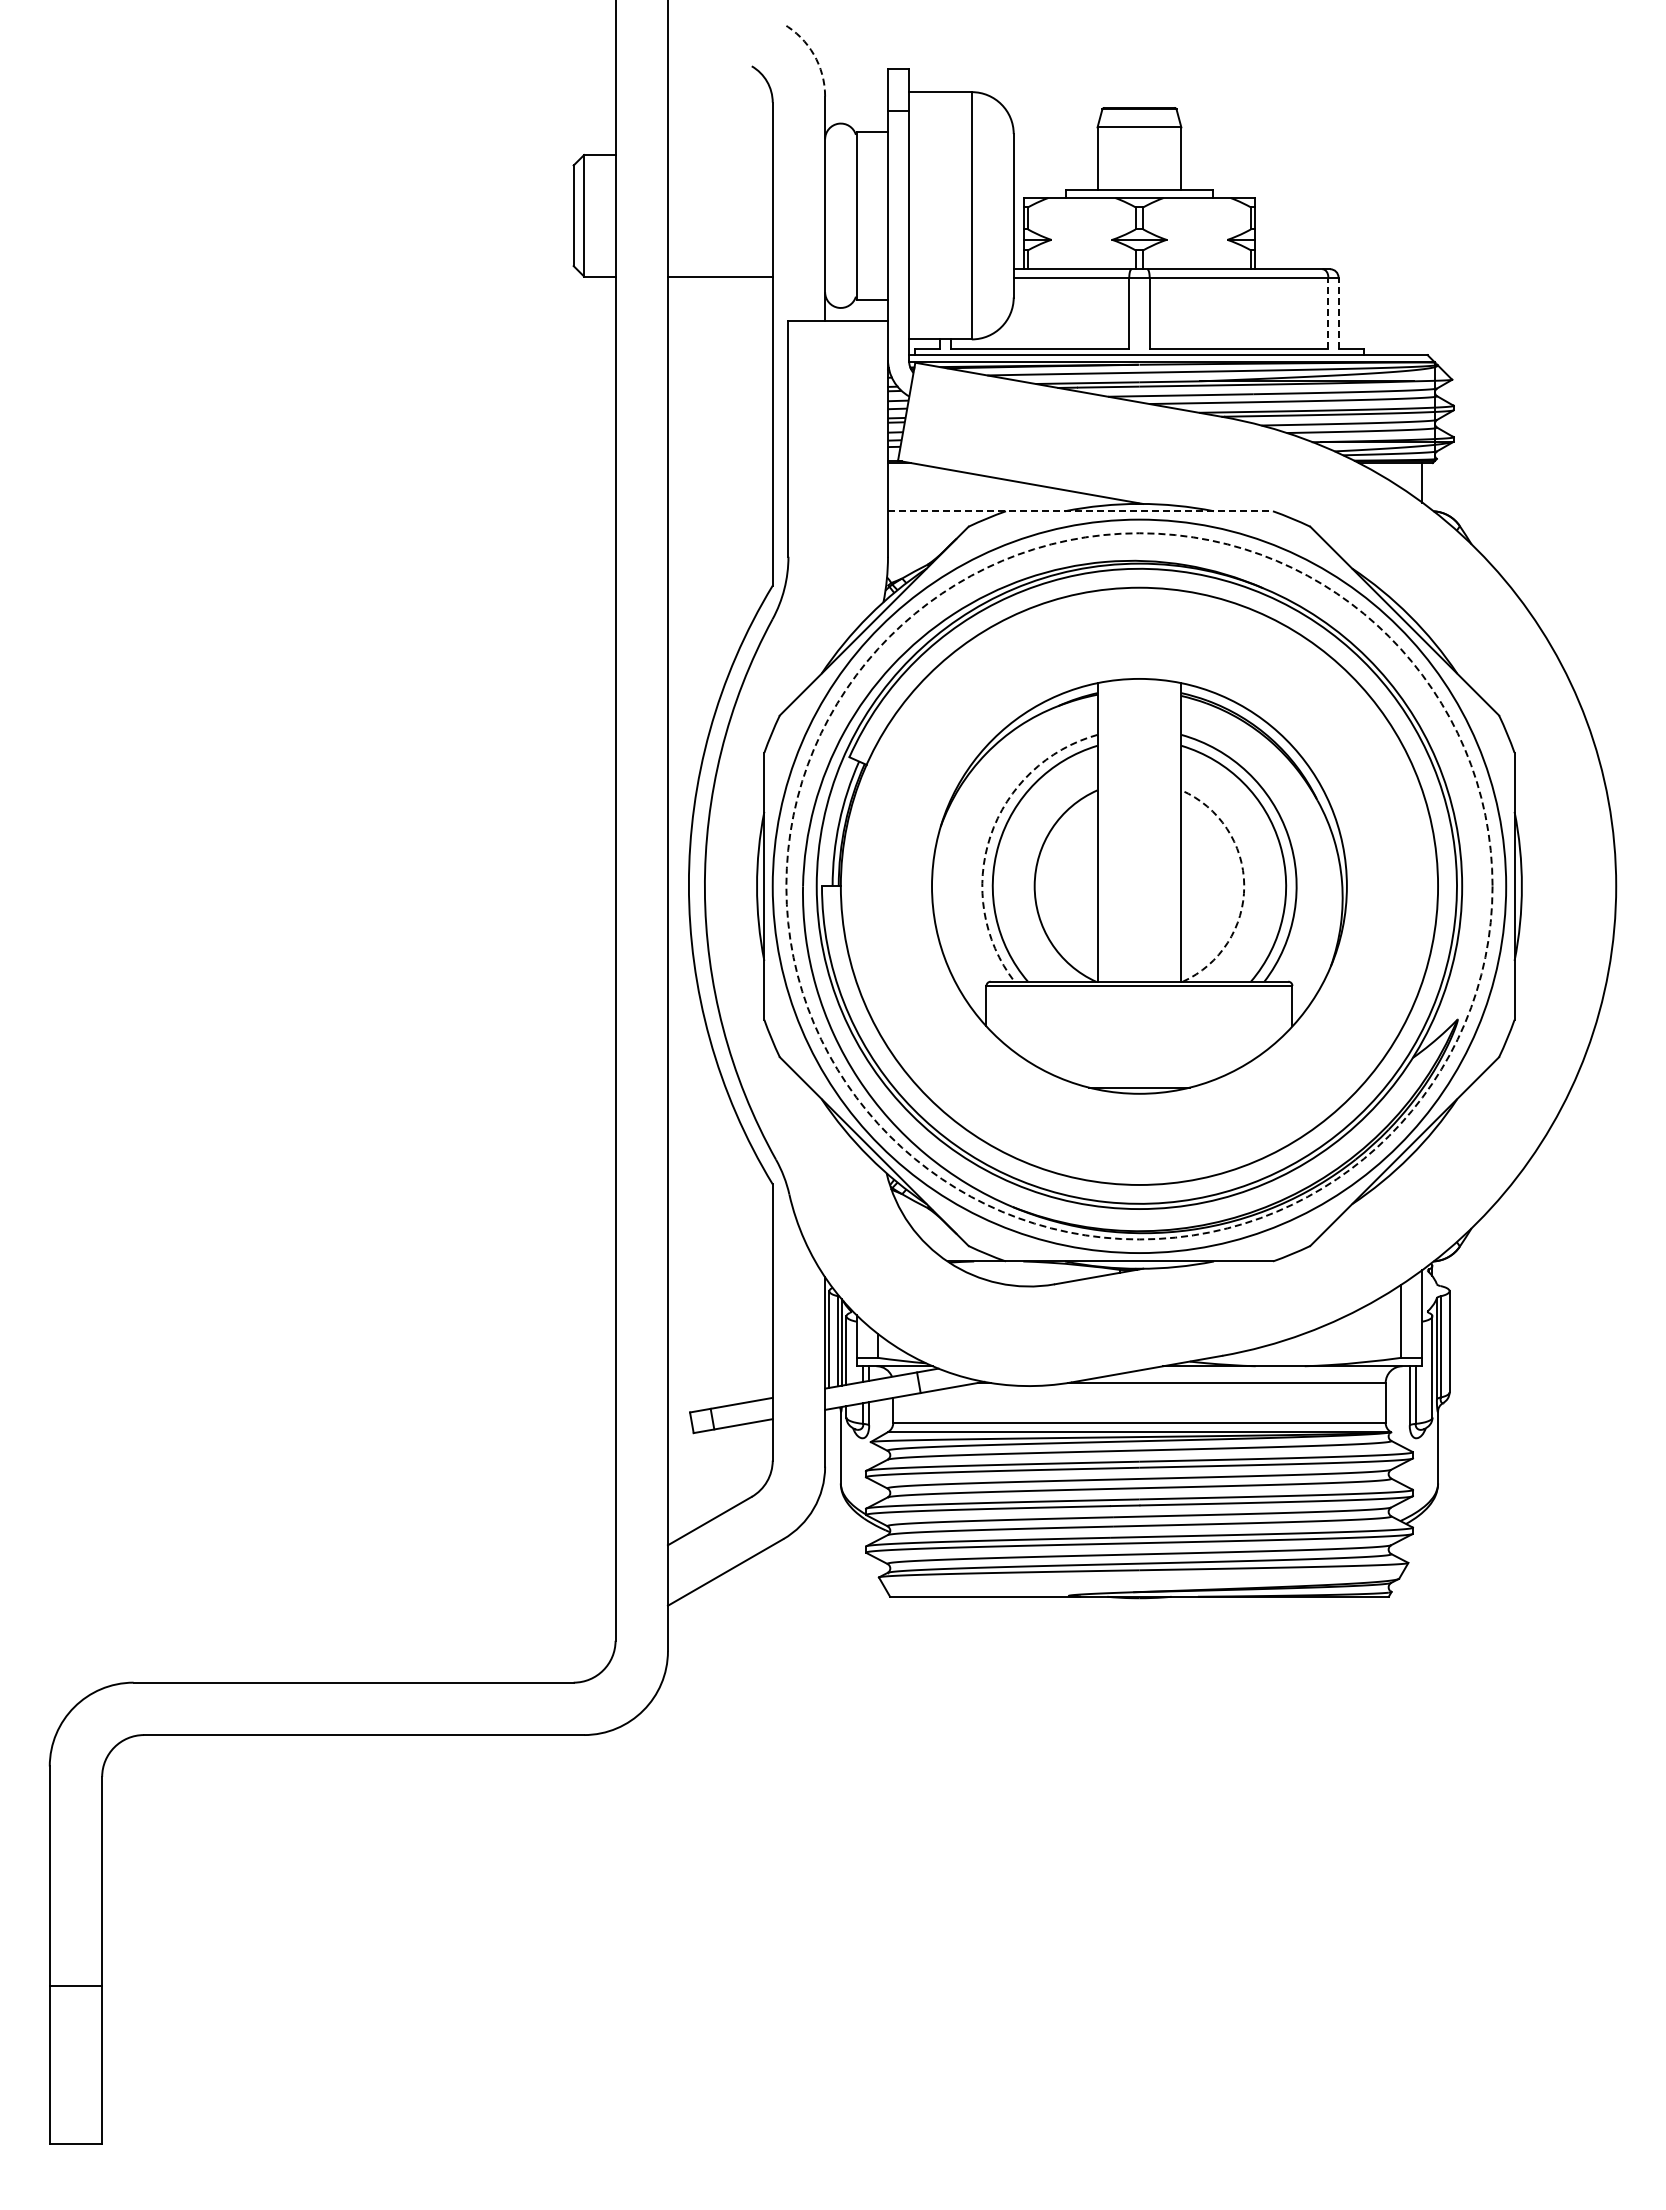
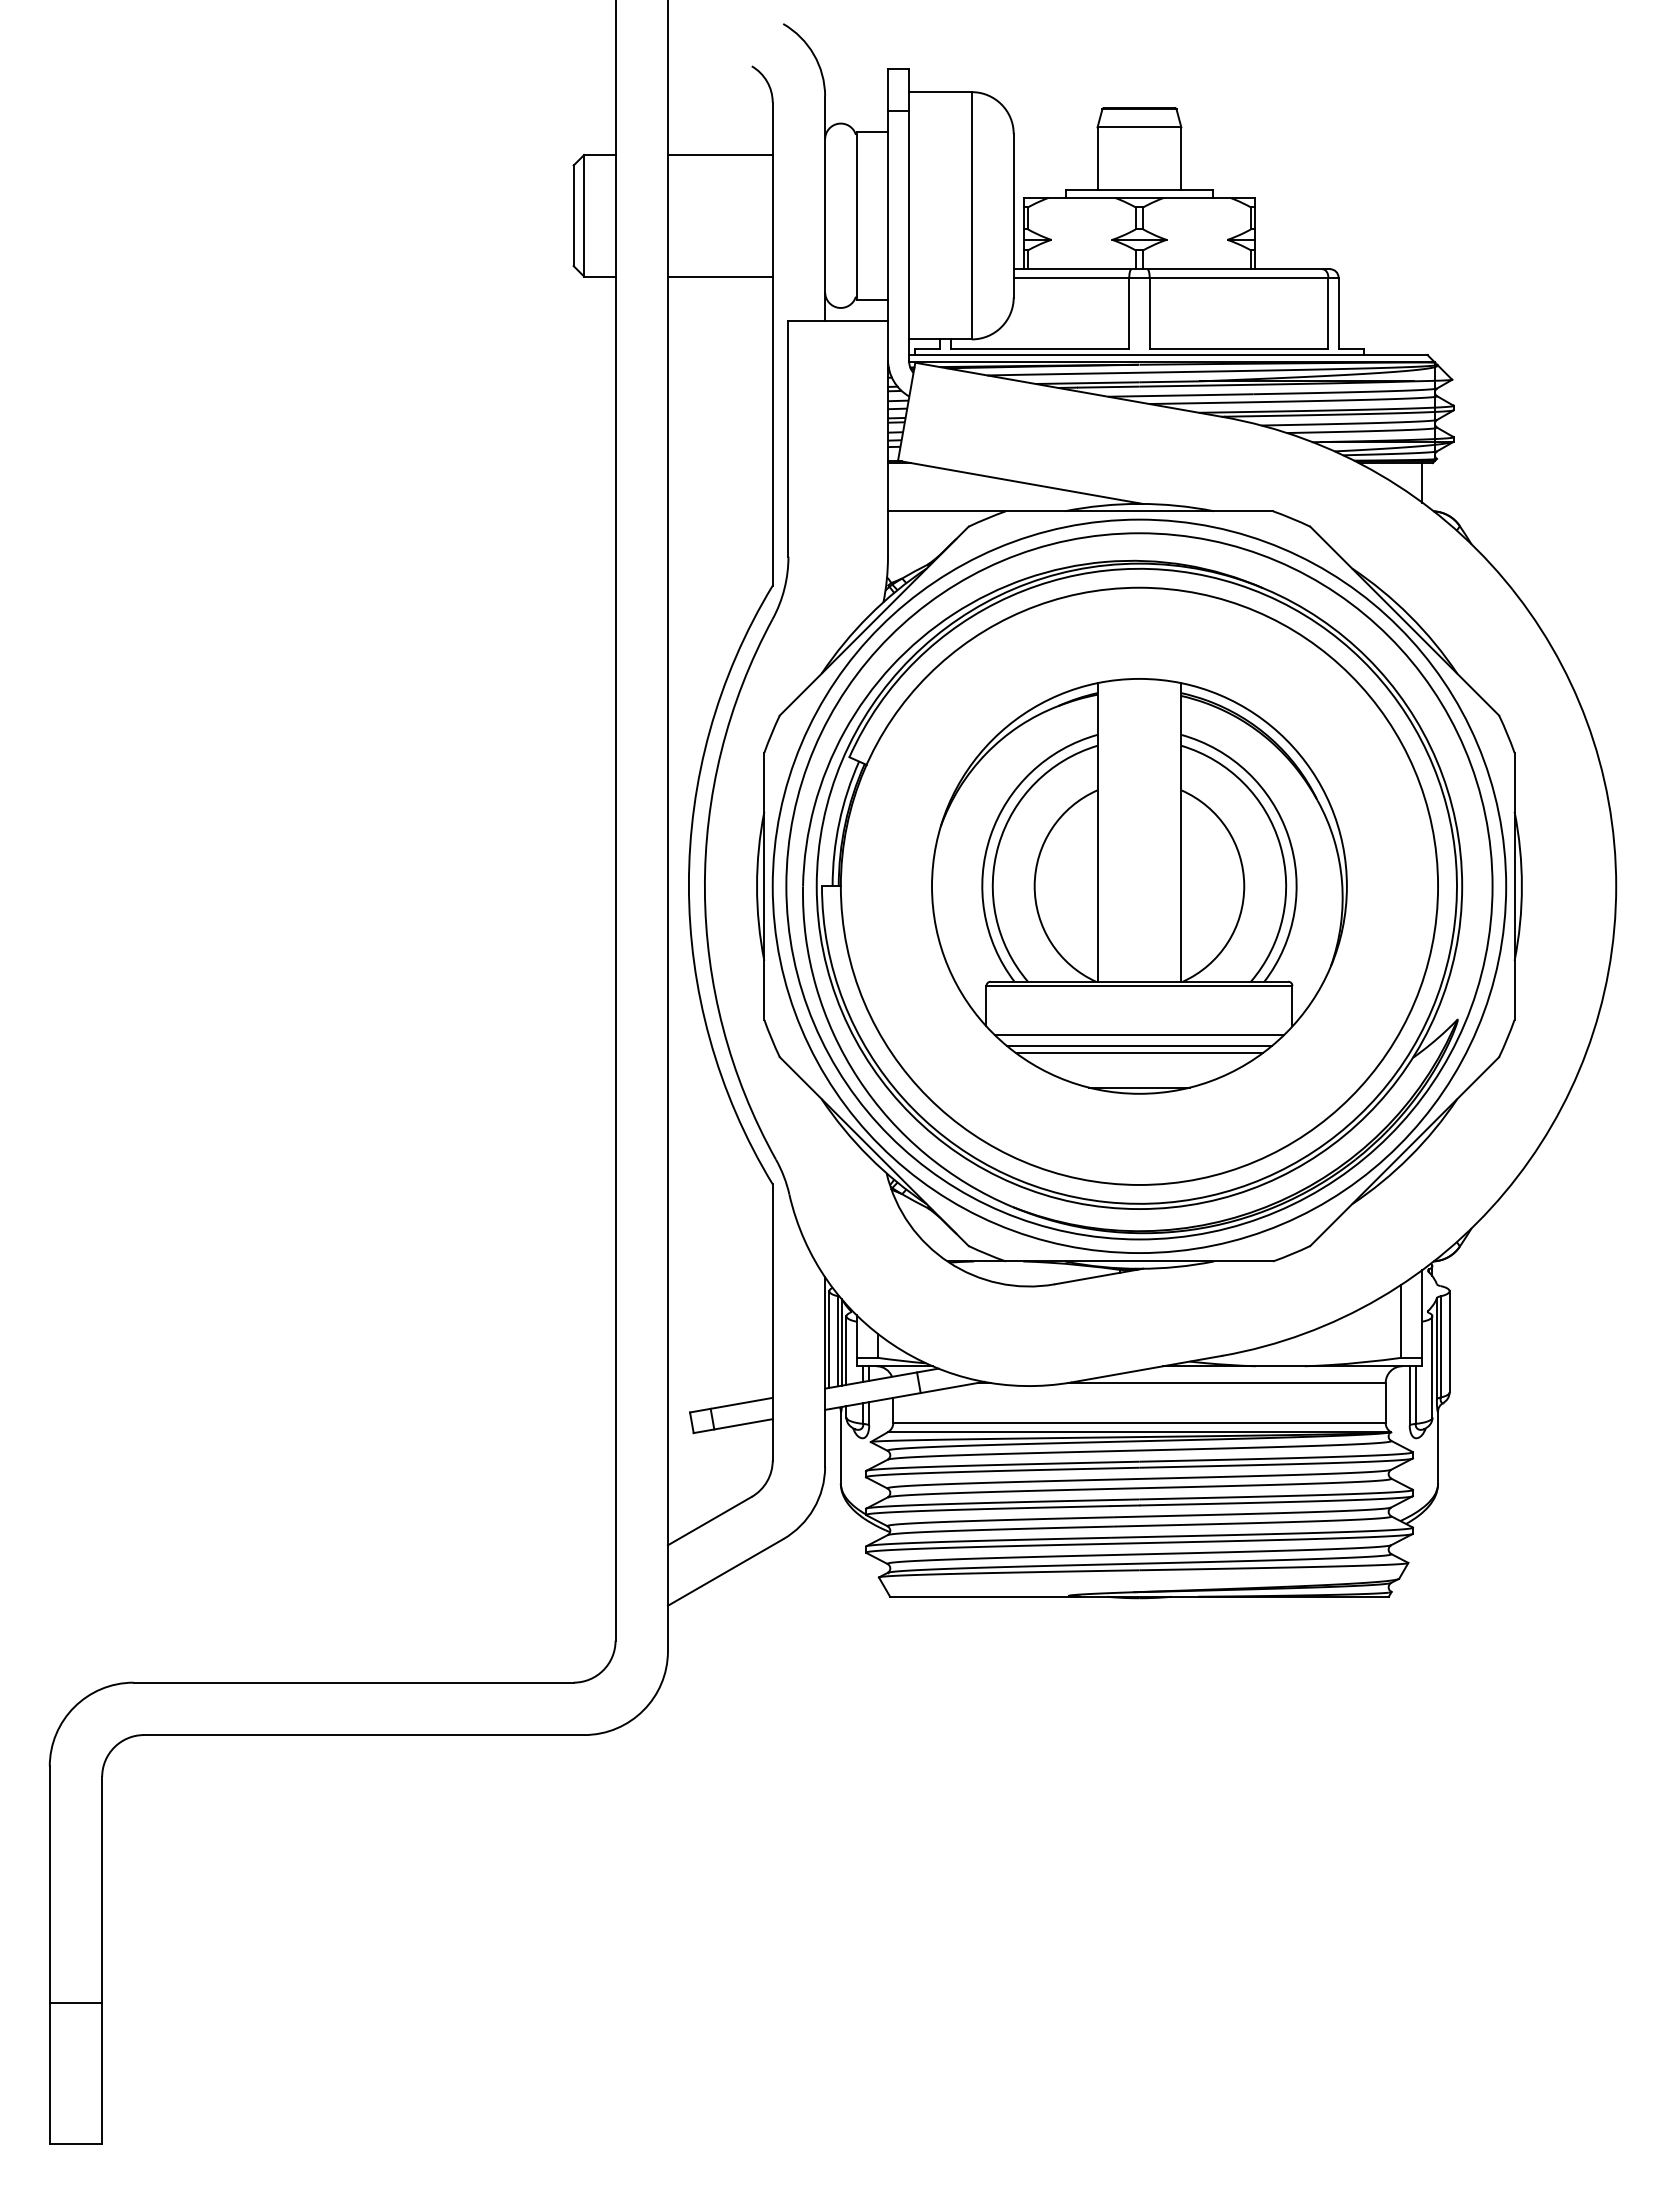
arc: dashed -> solid (813, 54)
line: none -> present (719, 155)
line: dashed -> solid (1328, 313)
line: dashed -> solid (1338, 313)
line: dashed -> solid (1081, 511)
arc: dashed -> solid (990, 836)
arc: dashed -> solid (1244, 885)
circle: dashed -> solid (1139, 886)
line: none -> present (1139, 1035)
line: none -> present (1139, 1045)
line: none -> present (1139, 1052)
line position: (75, 1986) -> (75, 2003) (75, 2003)
